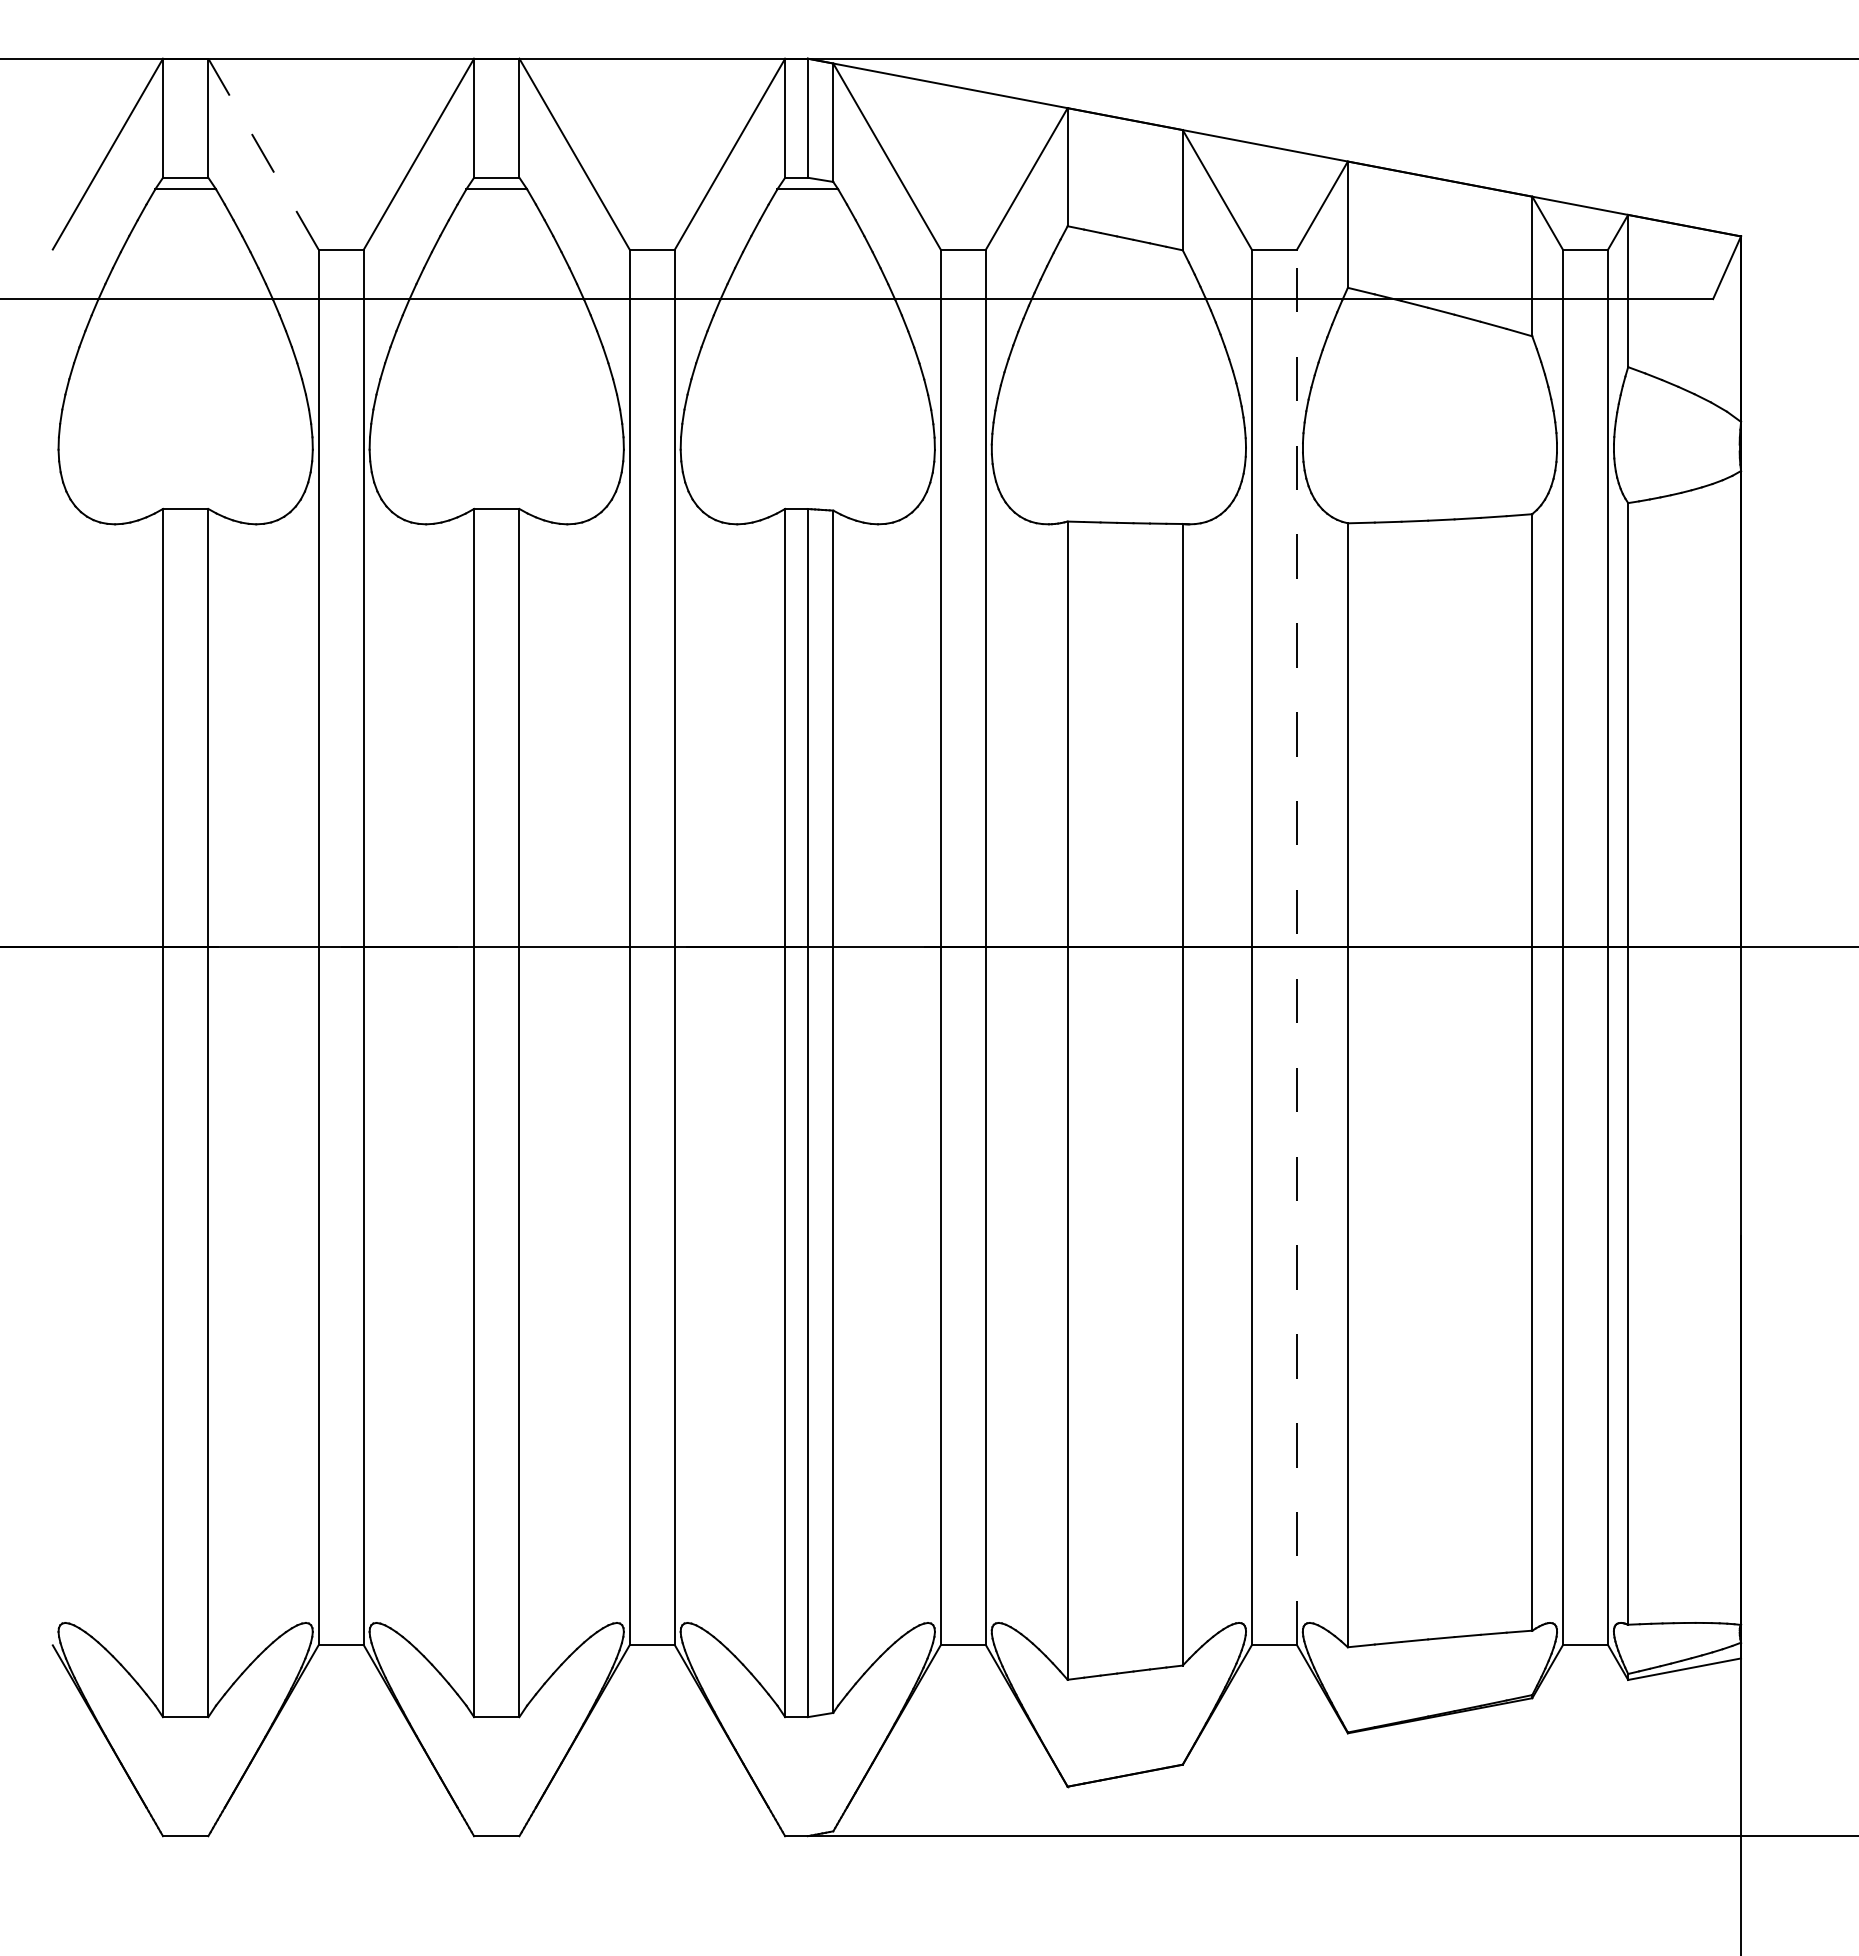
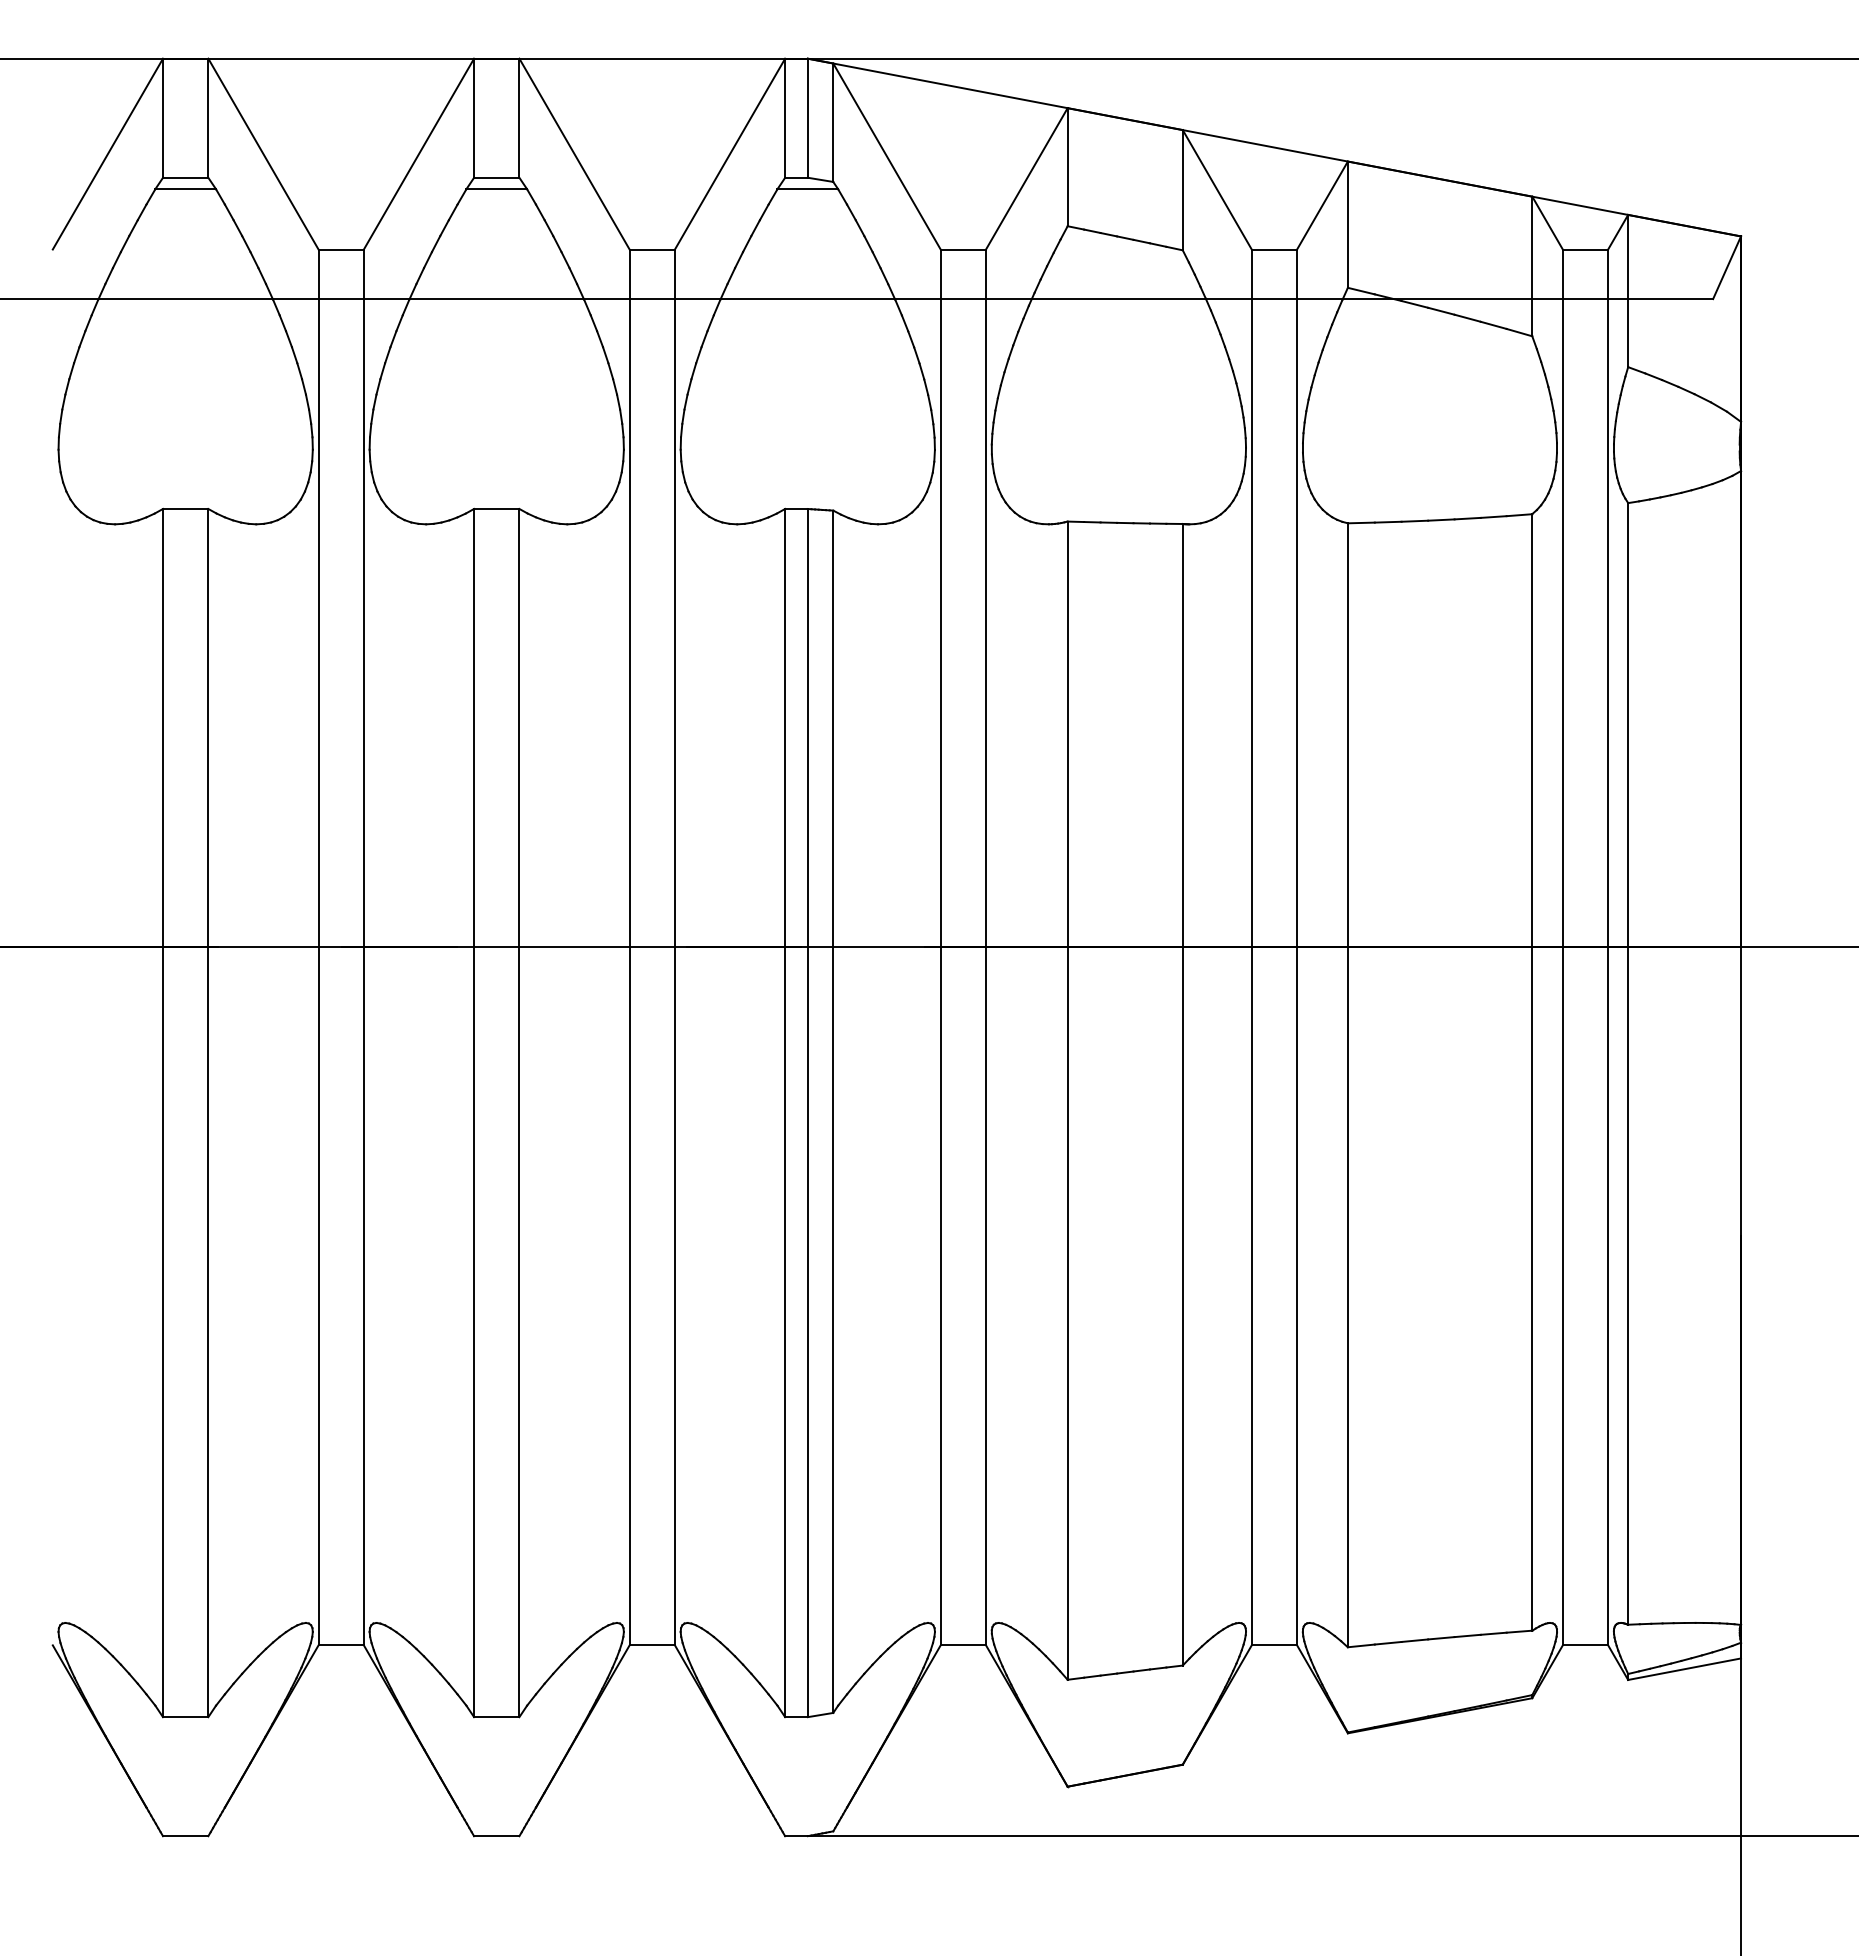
line: dashed -> solid (263, 153)
line: dashed -> solid (1297, 947)
